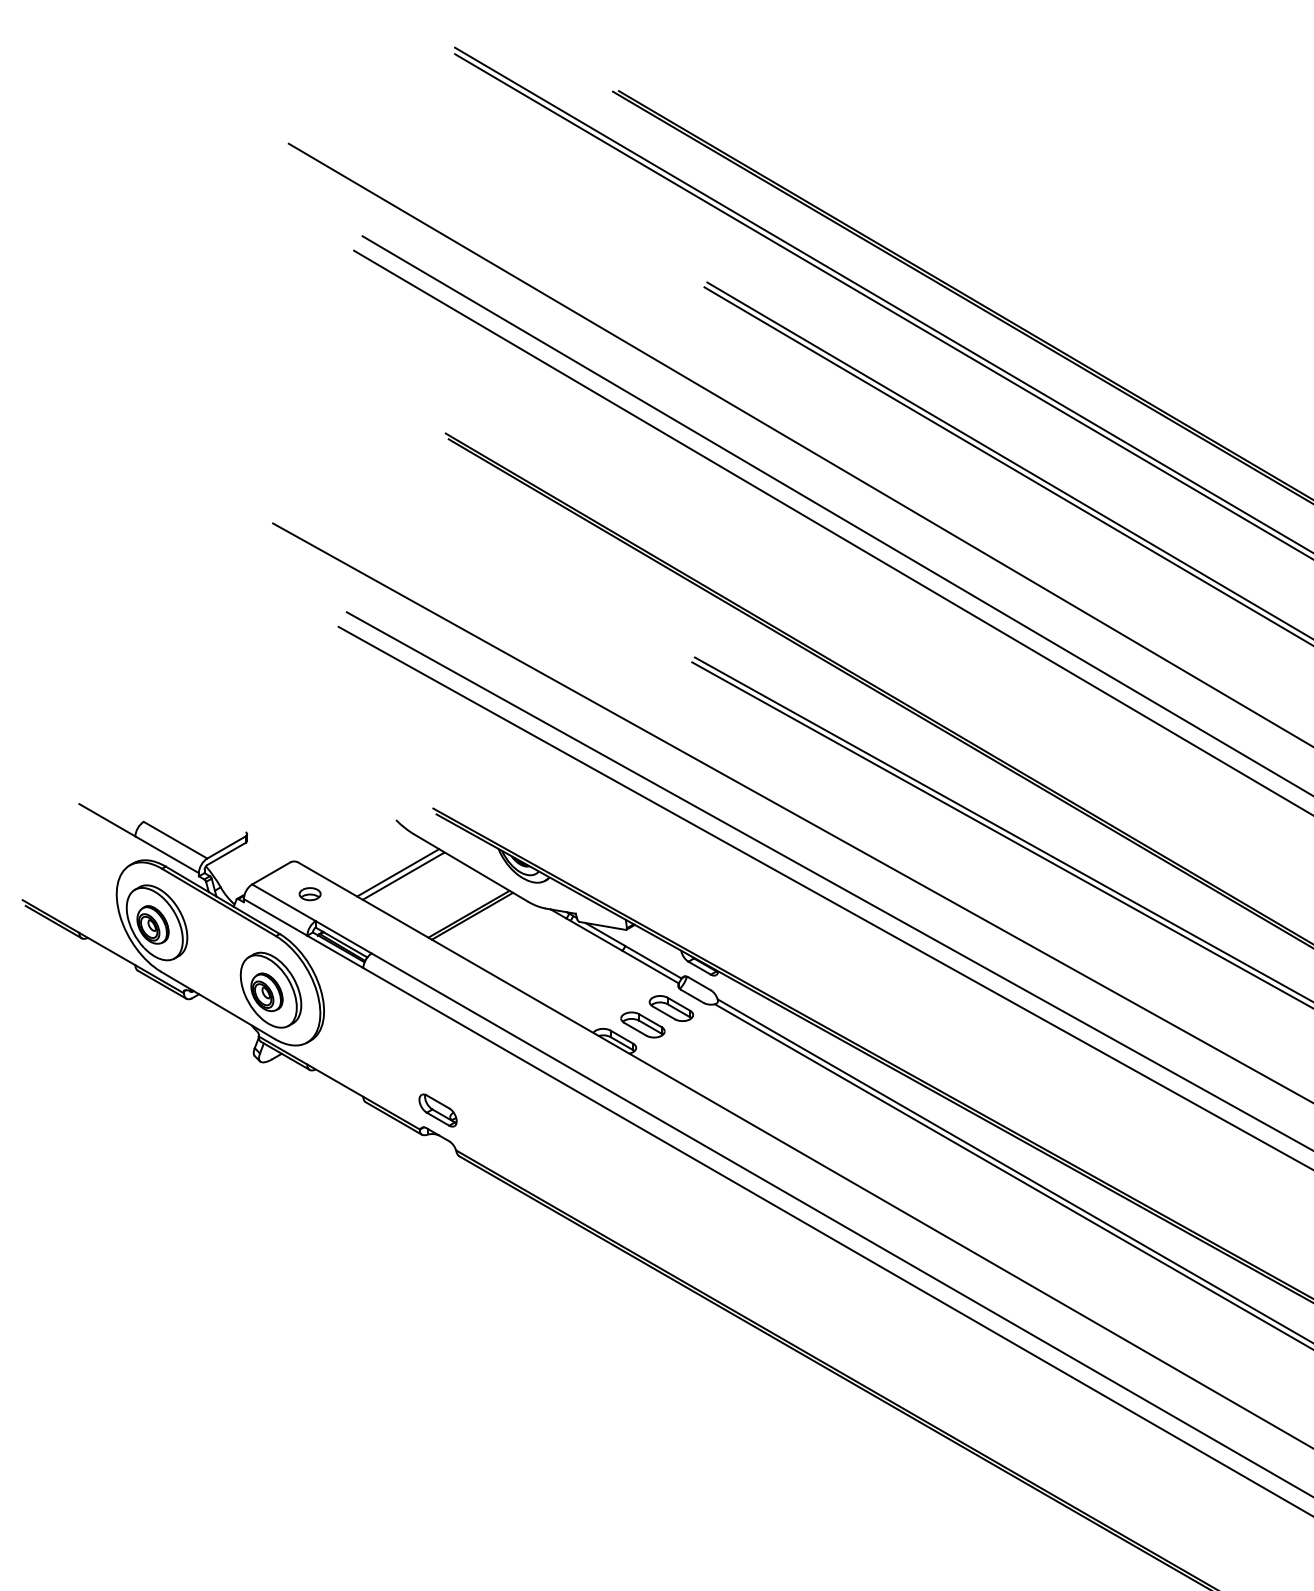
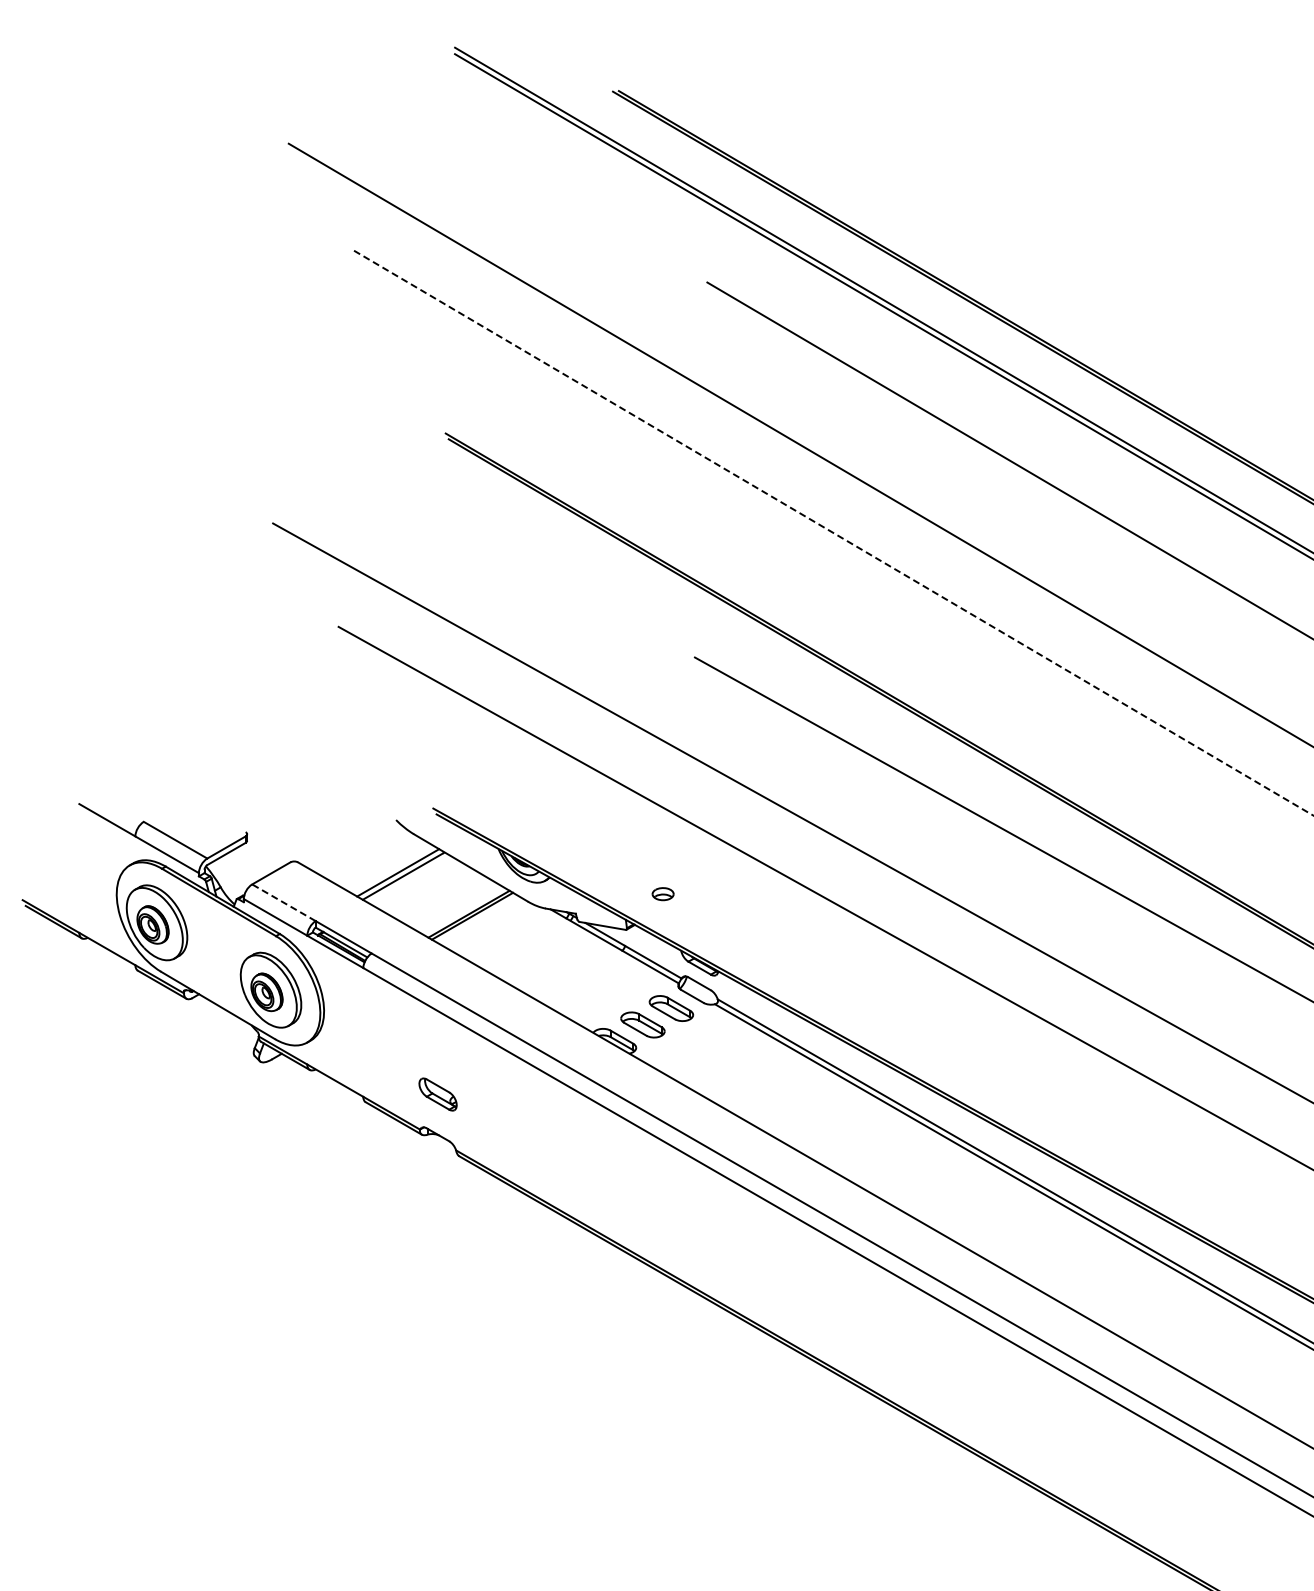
line: present -> none (1007, 465)
line: present -> none (836, 515)
line: solid -> dashed (834, 533)
line: present -> none (1001, 834)
line: present -> none (828, 880)
part position: (309, 894) -> (662, 894) (662, 894)
line: solid -> dashed (283, 902)
part position: (437, 1110) -> (437, 1094) (437, 1094)
